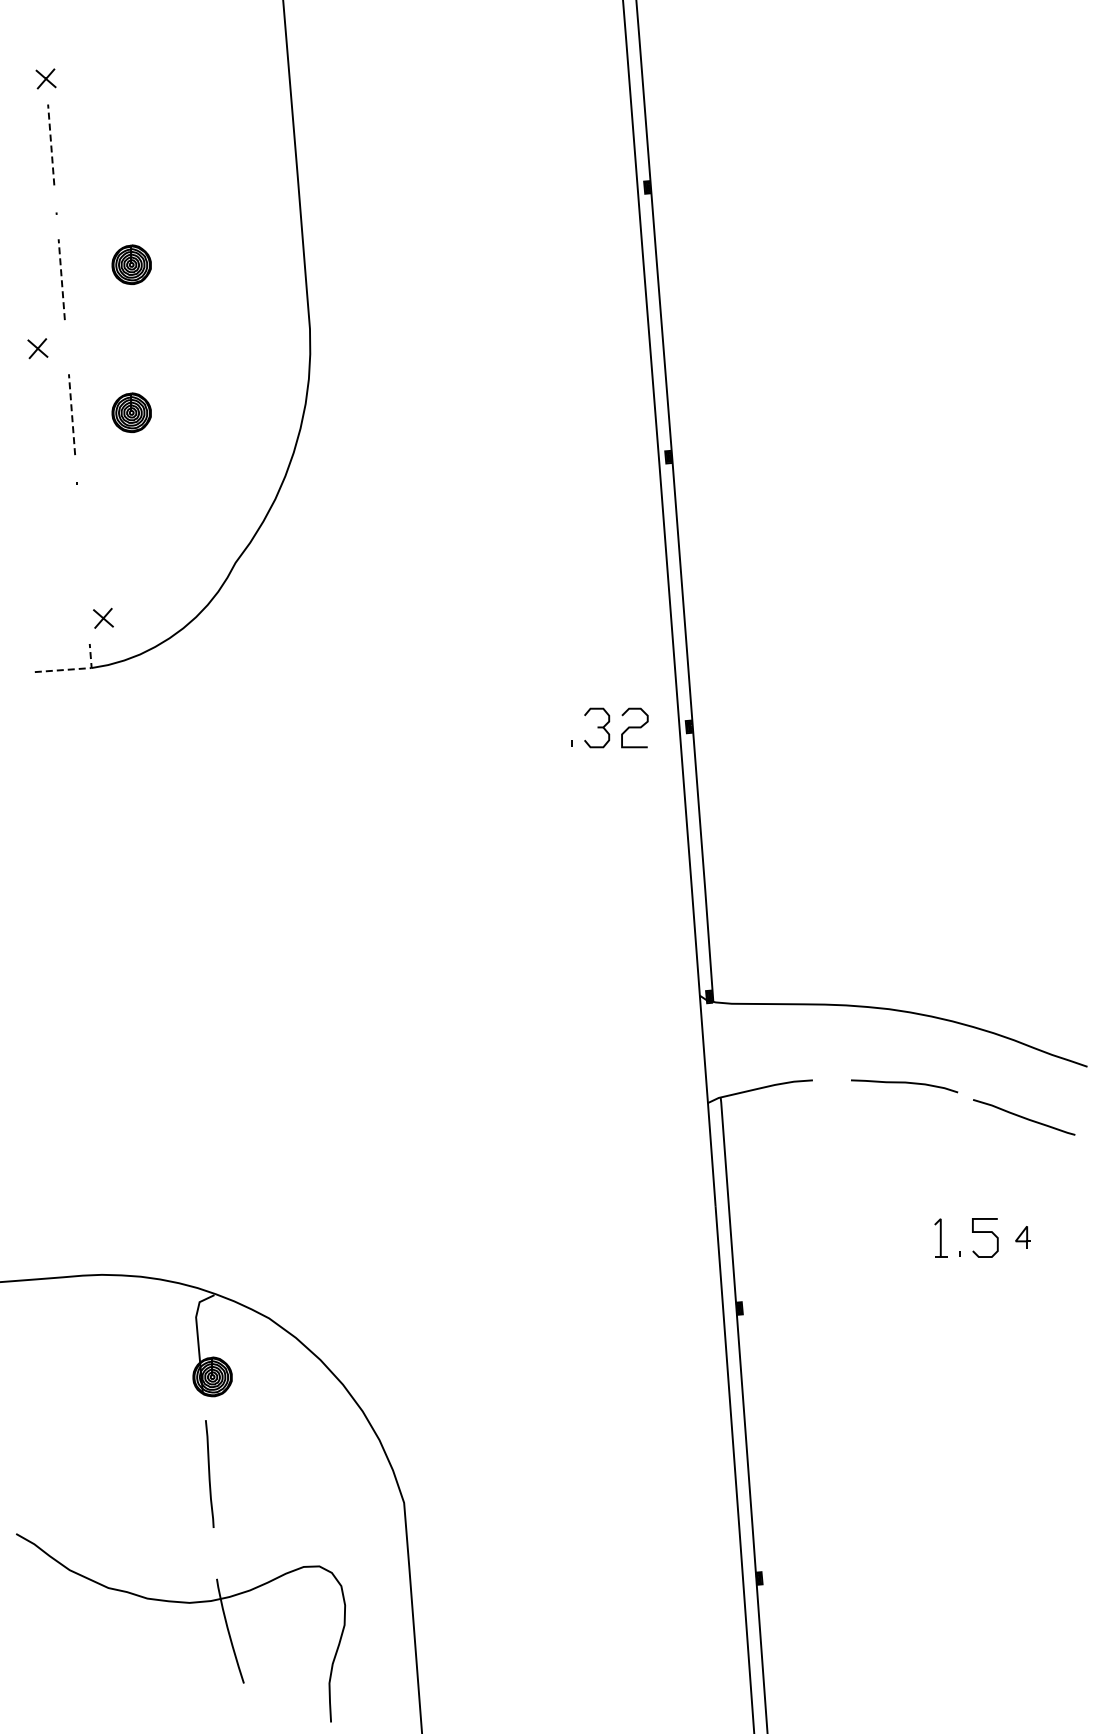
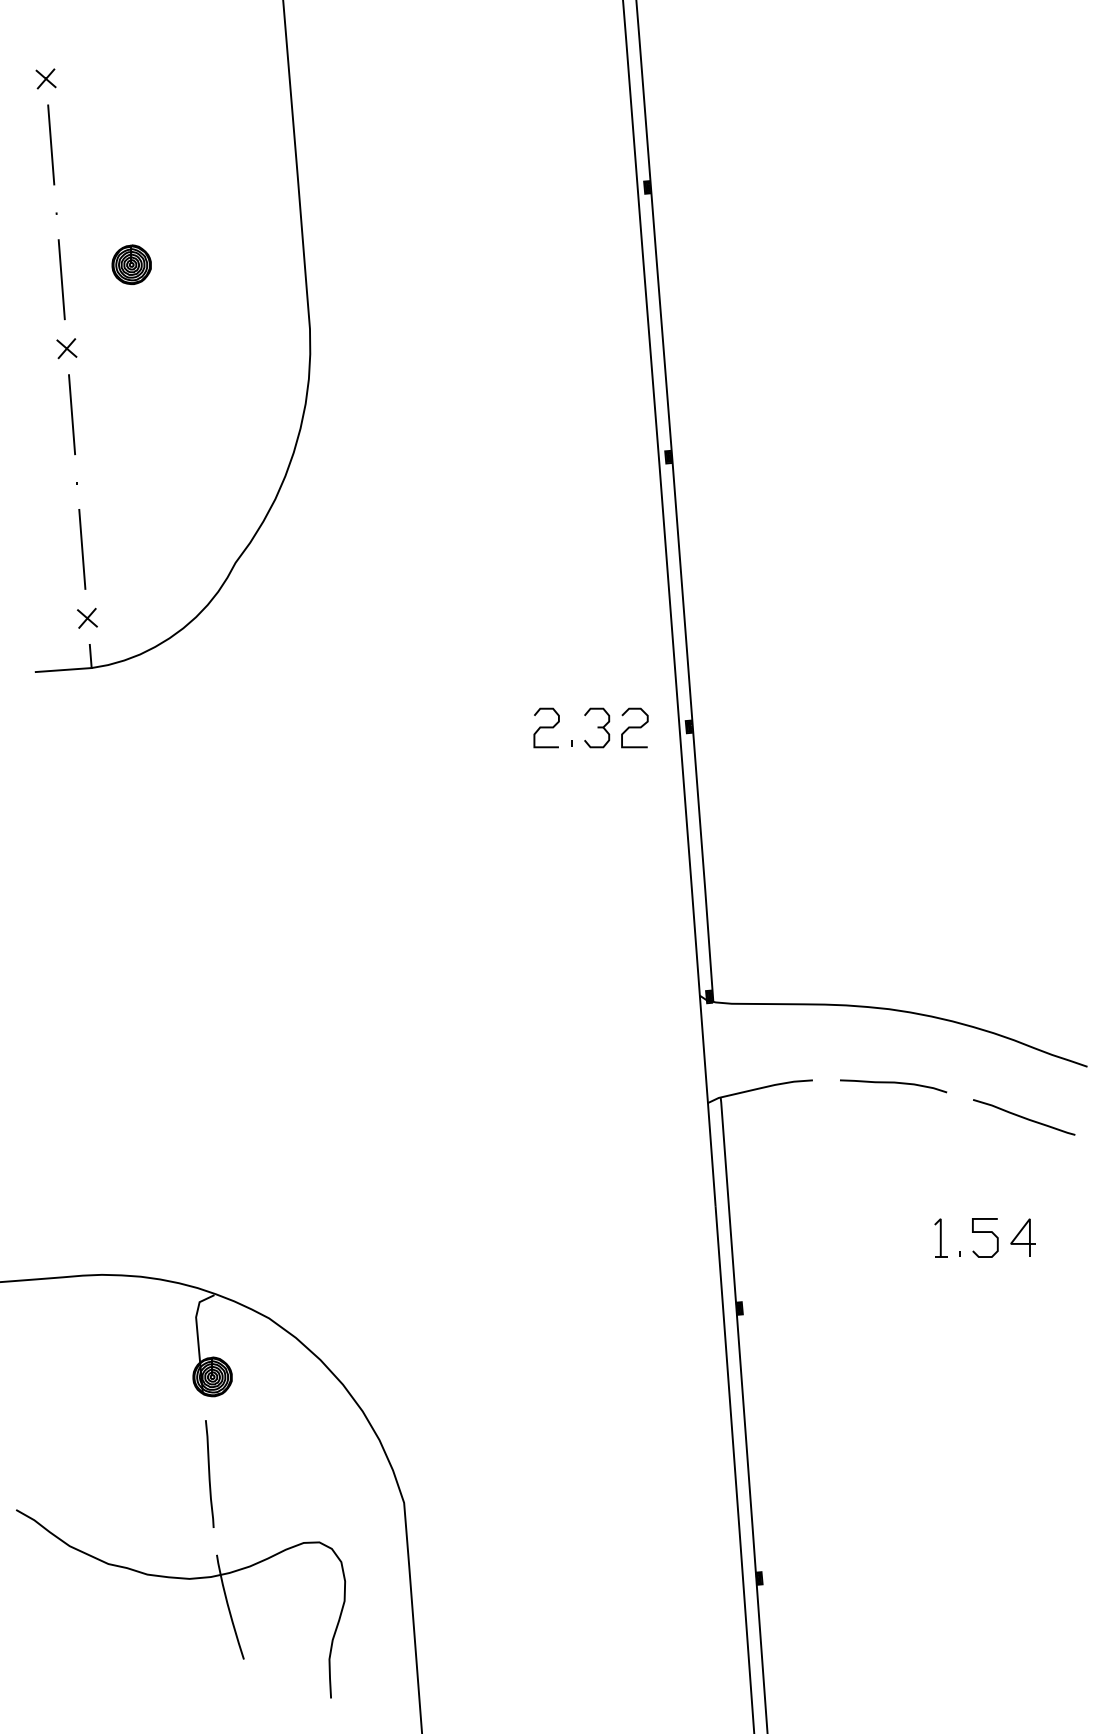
line: dashed -> solid (51, 144)
line: dashed -> solid (61, 279)
part position: (37, 348) -> (66, 348) (66, 348)
part: present -> none (131, 412)
line: dashed -> solid (72, 414)
line: none -> present (82, 549)
part position: (103, 617) -> (87, 617) (87, 617)
line: dashed -> solid (76, 669)
curve: none -> present (546, 727)
curve position: (904, 1083) -> (893, 1083) (893, 1083)
part size: 16x23 px -> 26x39 px (1022, 1237)
part position: (181, 1603) -> (181, 1579) (181, 1579)
